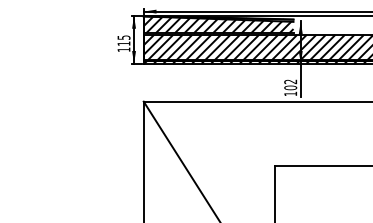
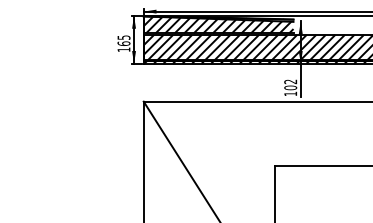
text: 115 -> 165 (123, 43)
